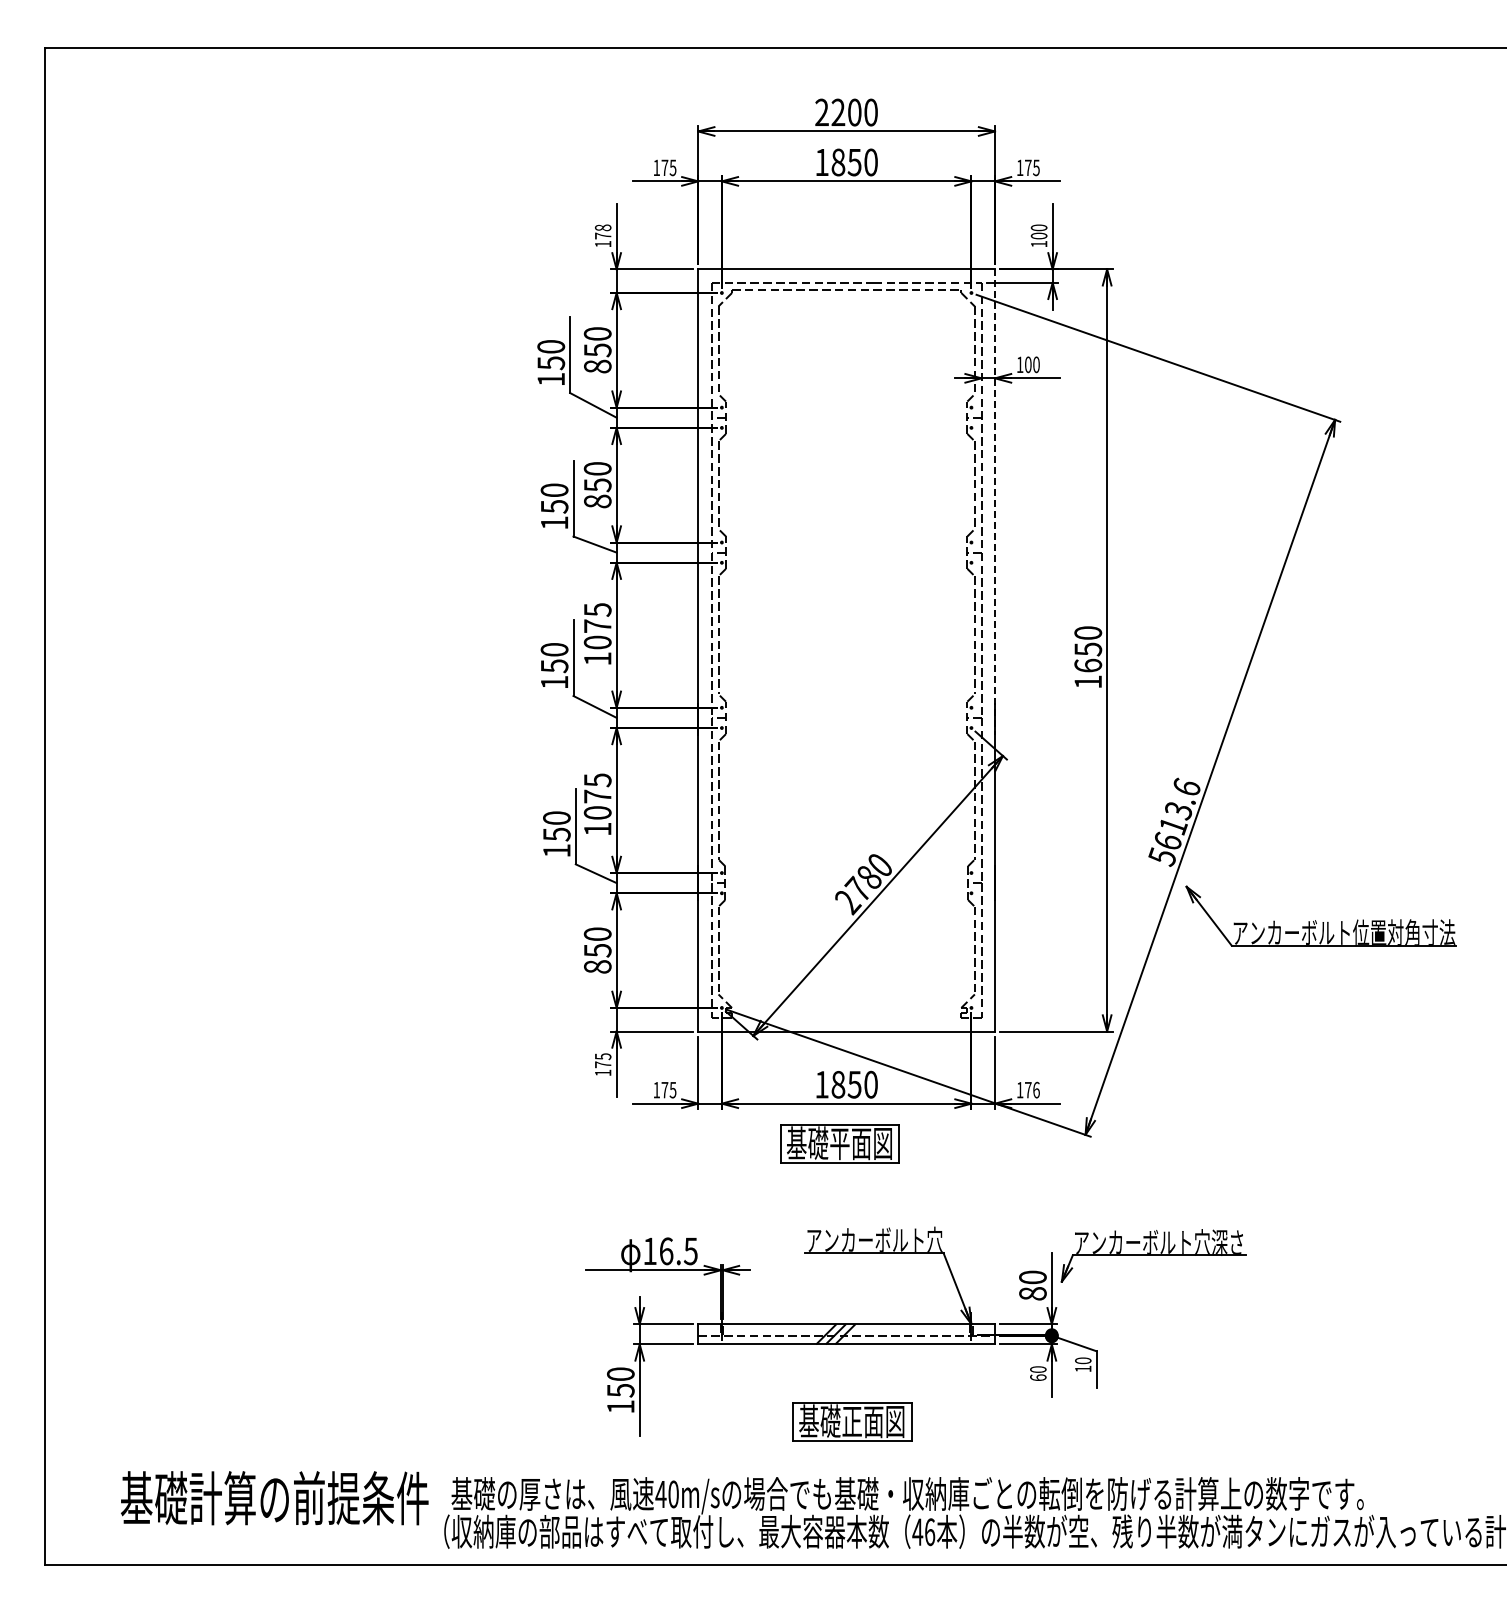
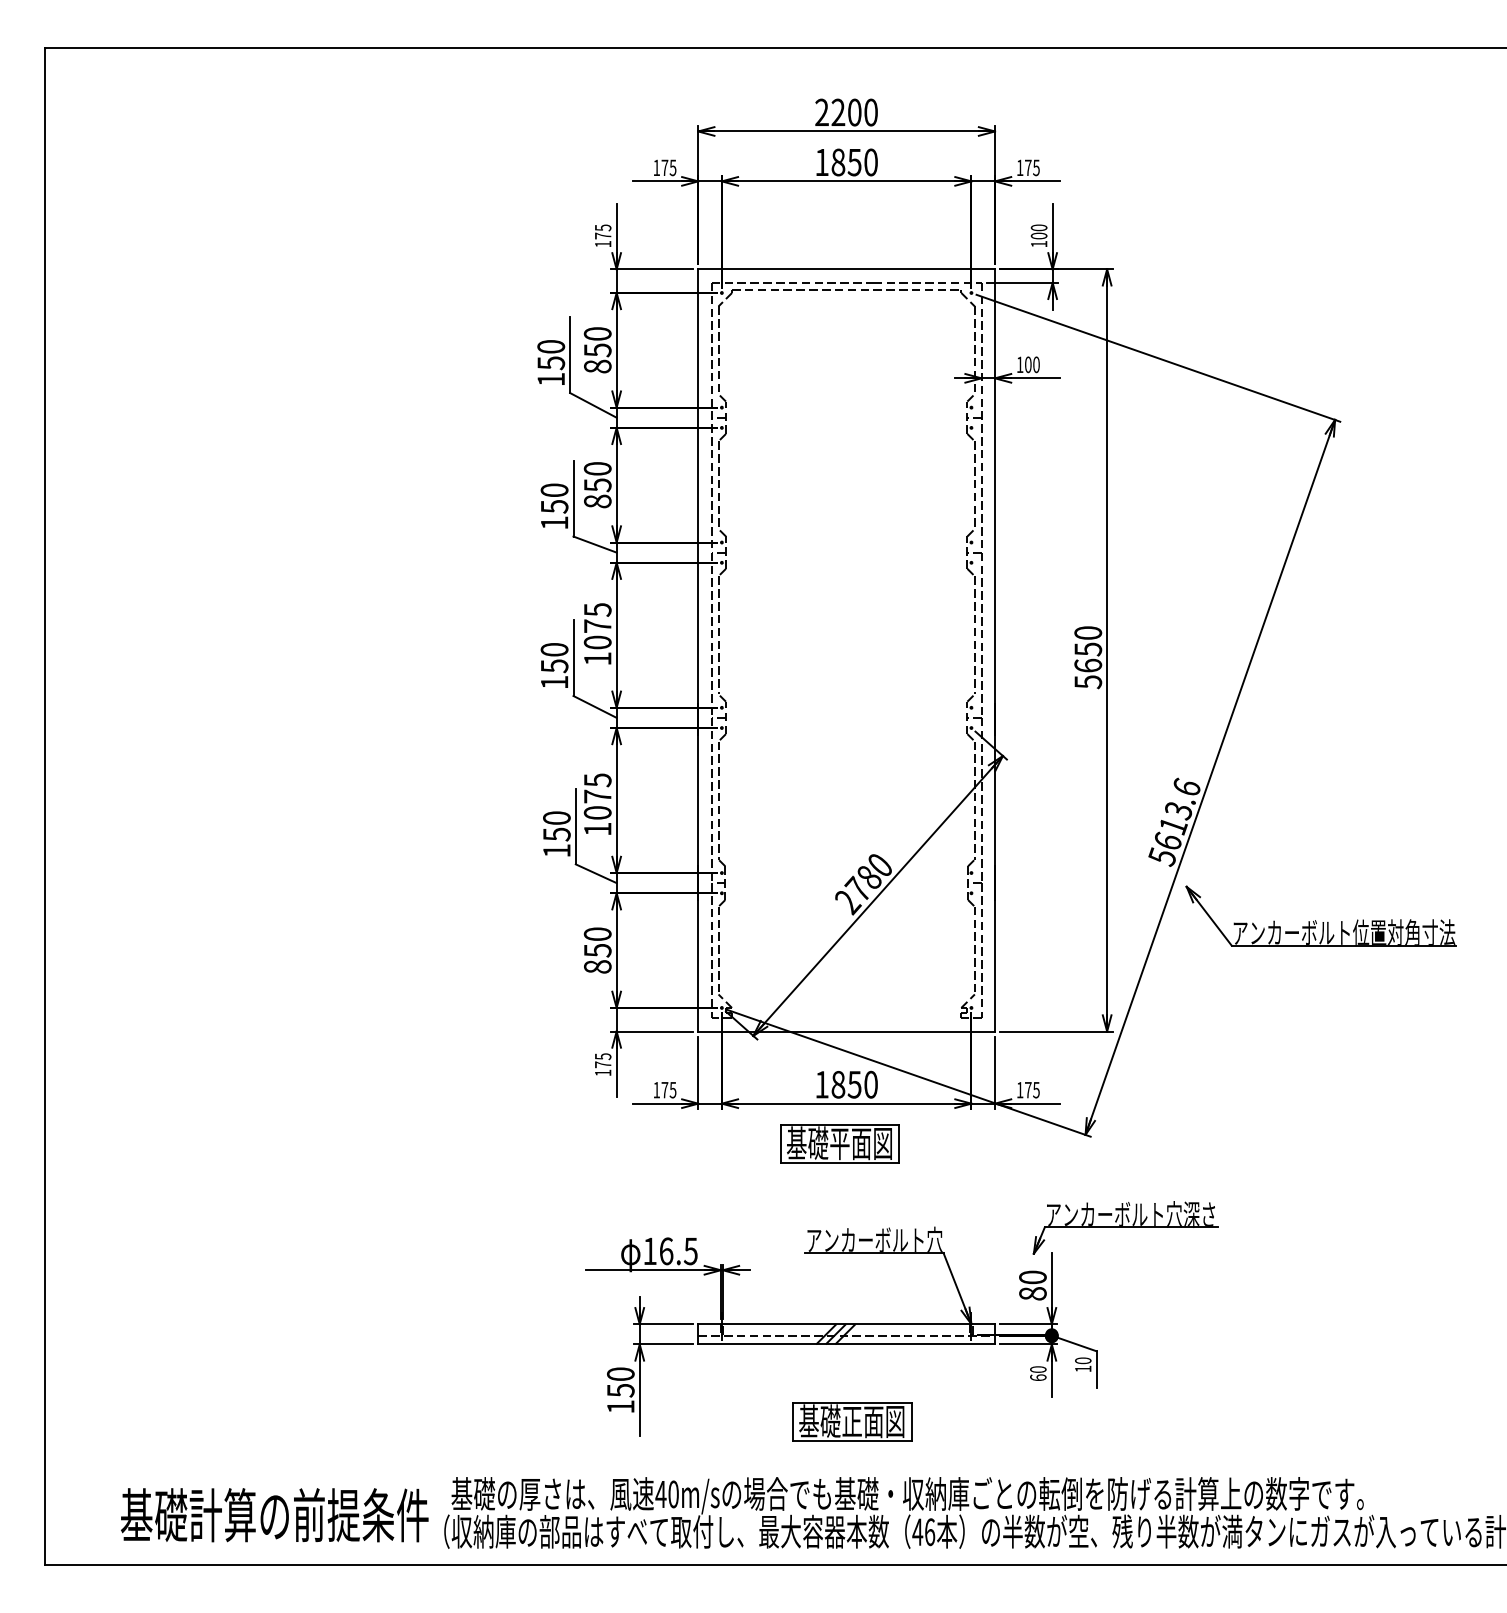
text: 178 -> 175 (602, 227)
line: dashed -> solid (995, 502)
text: 1650 -> 5650 (1088, 682)
text: 176 -> 175 (1036, 1089)
part position: (1153, 1255) -> (1125, 1227) (1125, 1227)
text position: (274, 1498) -> (274, 1515) (274, 1515)
